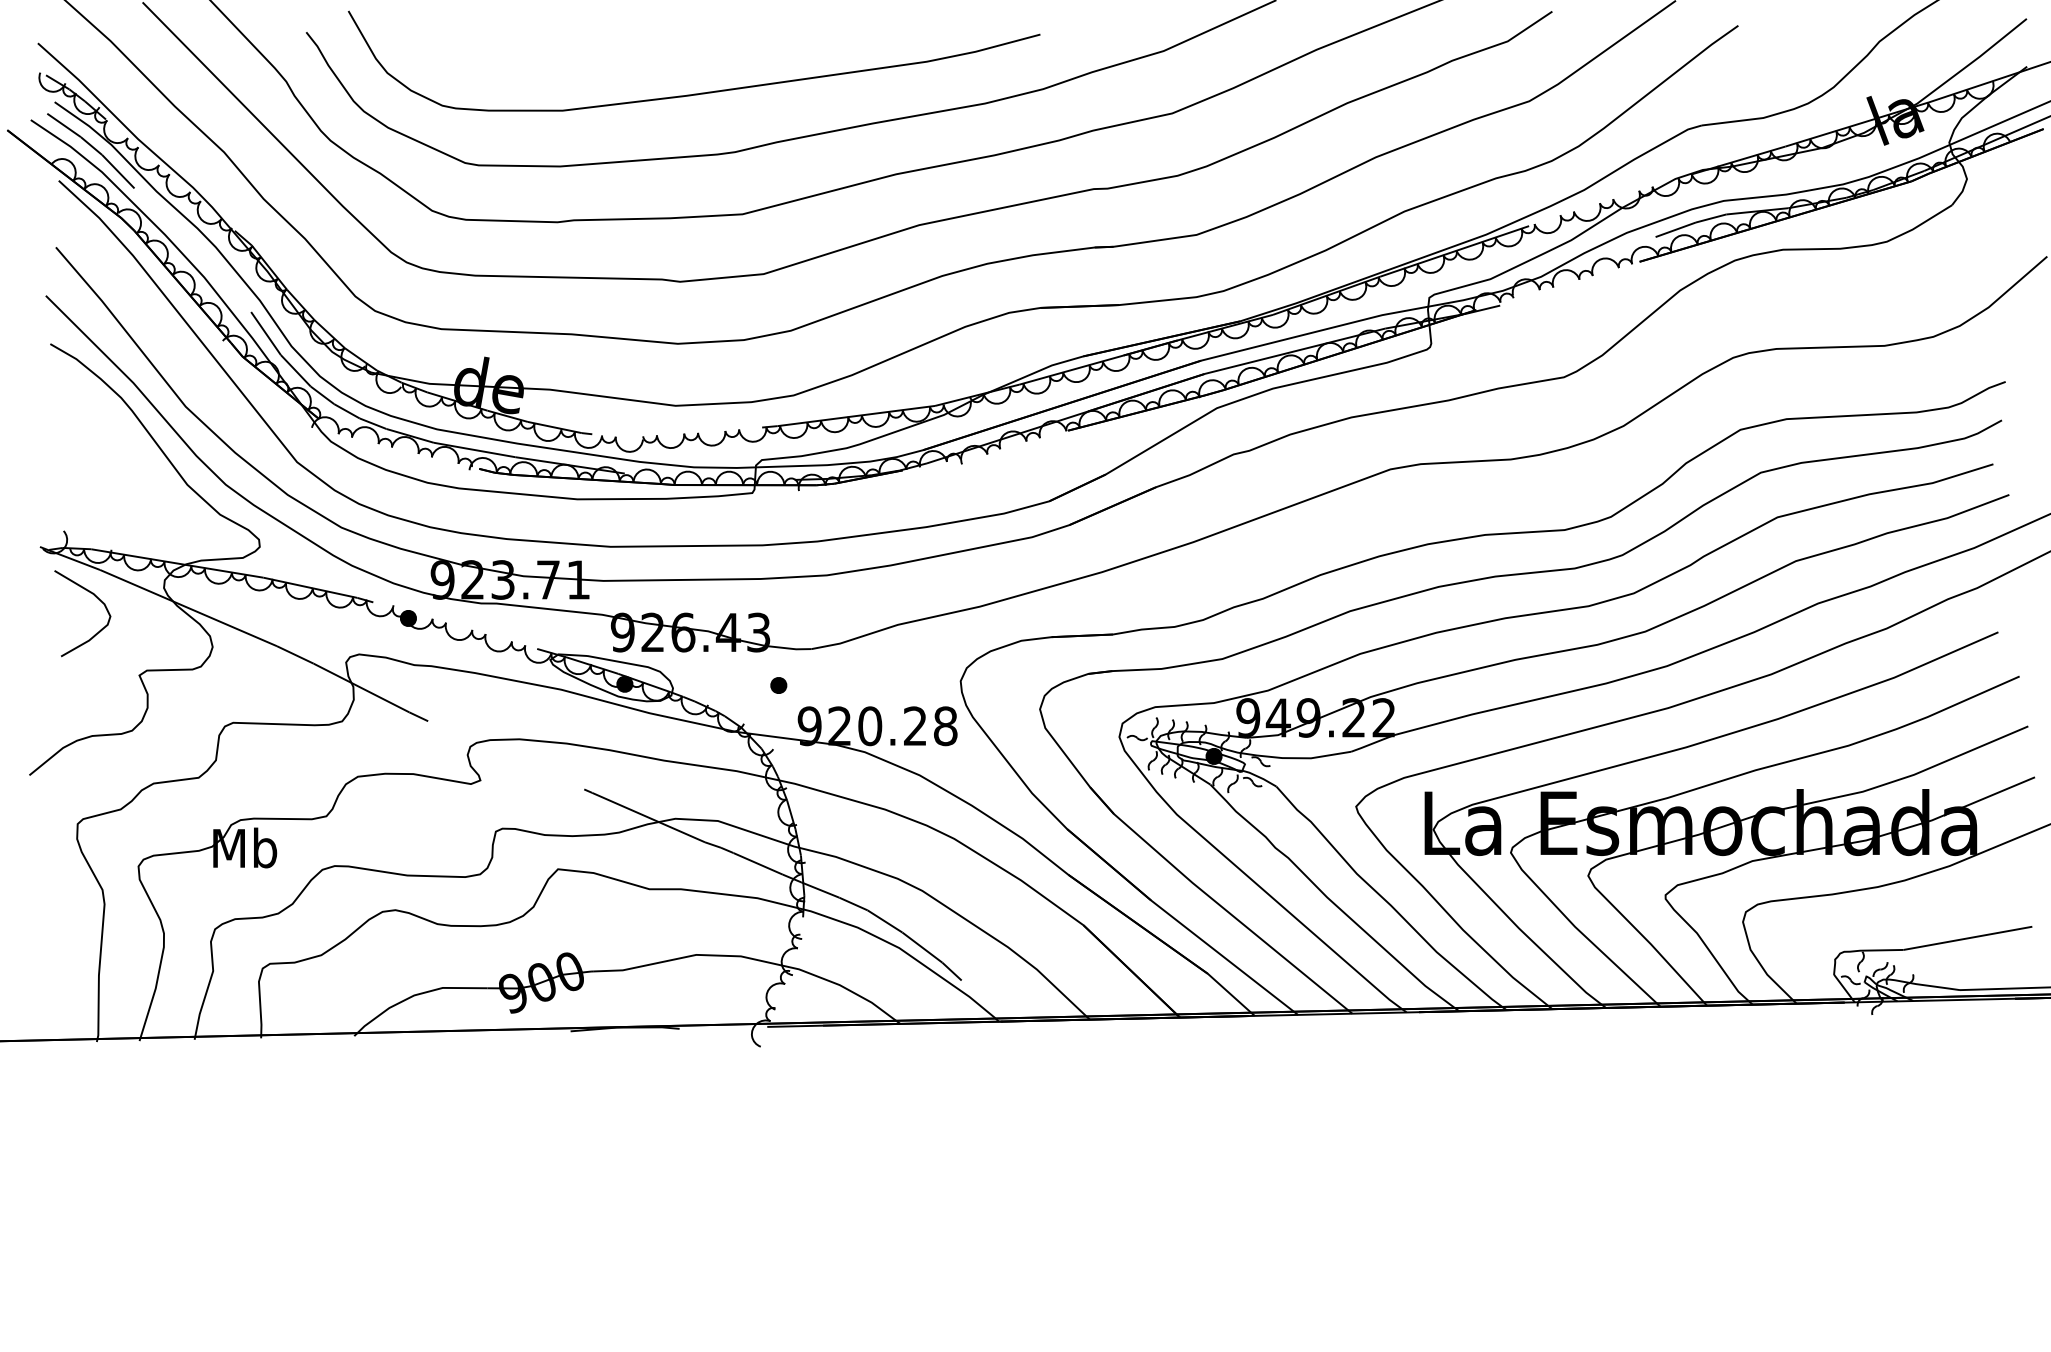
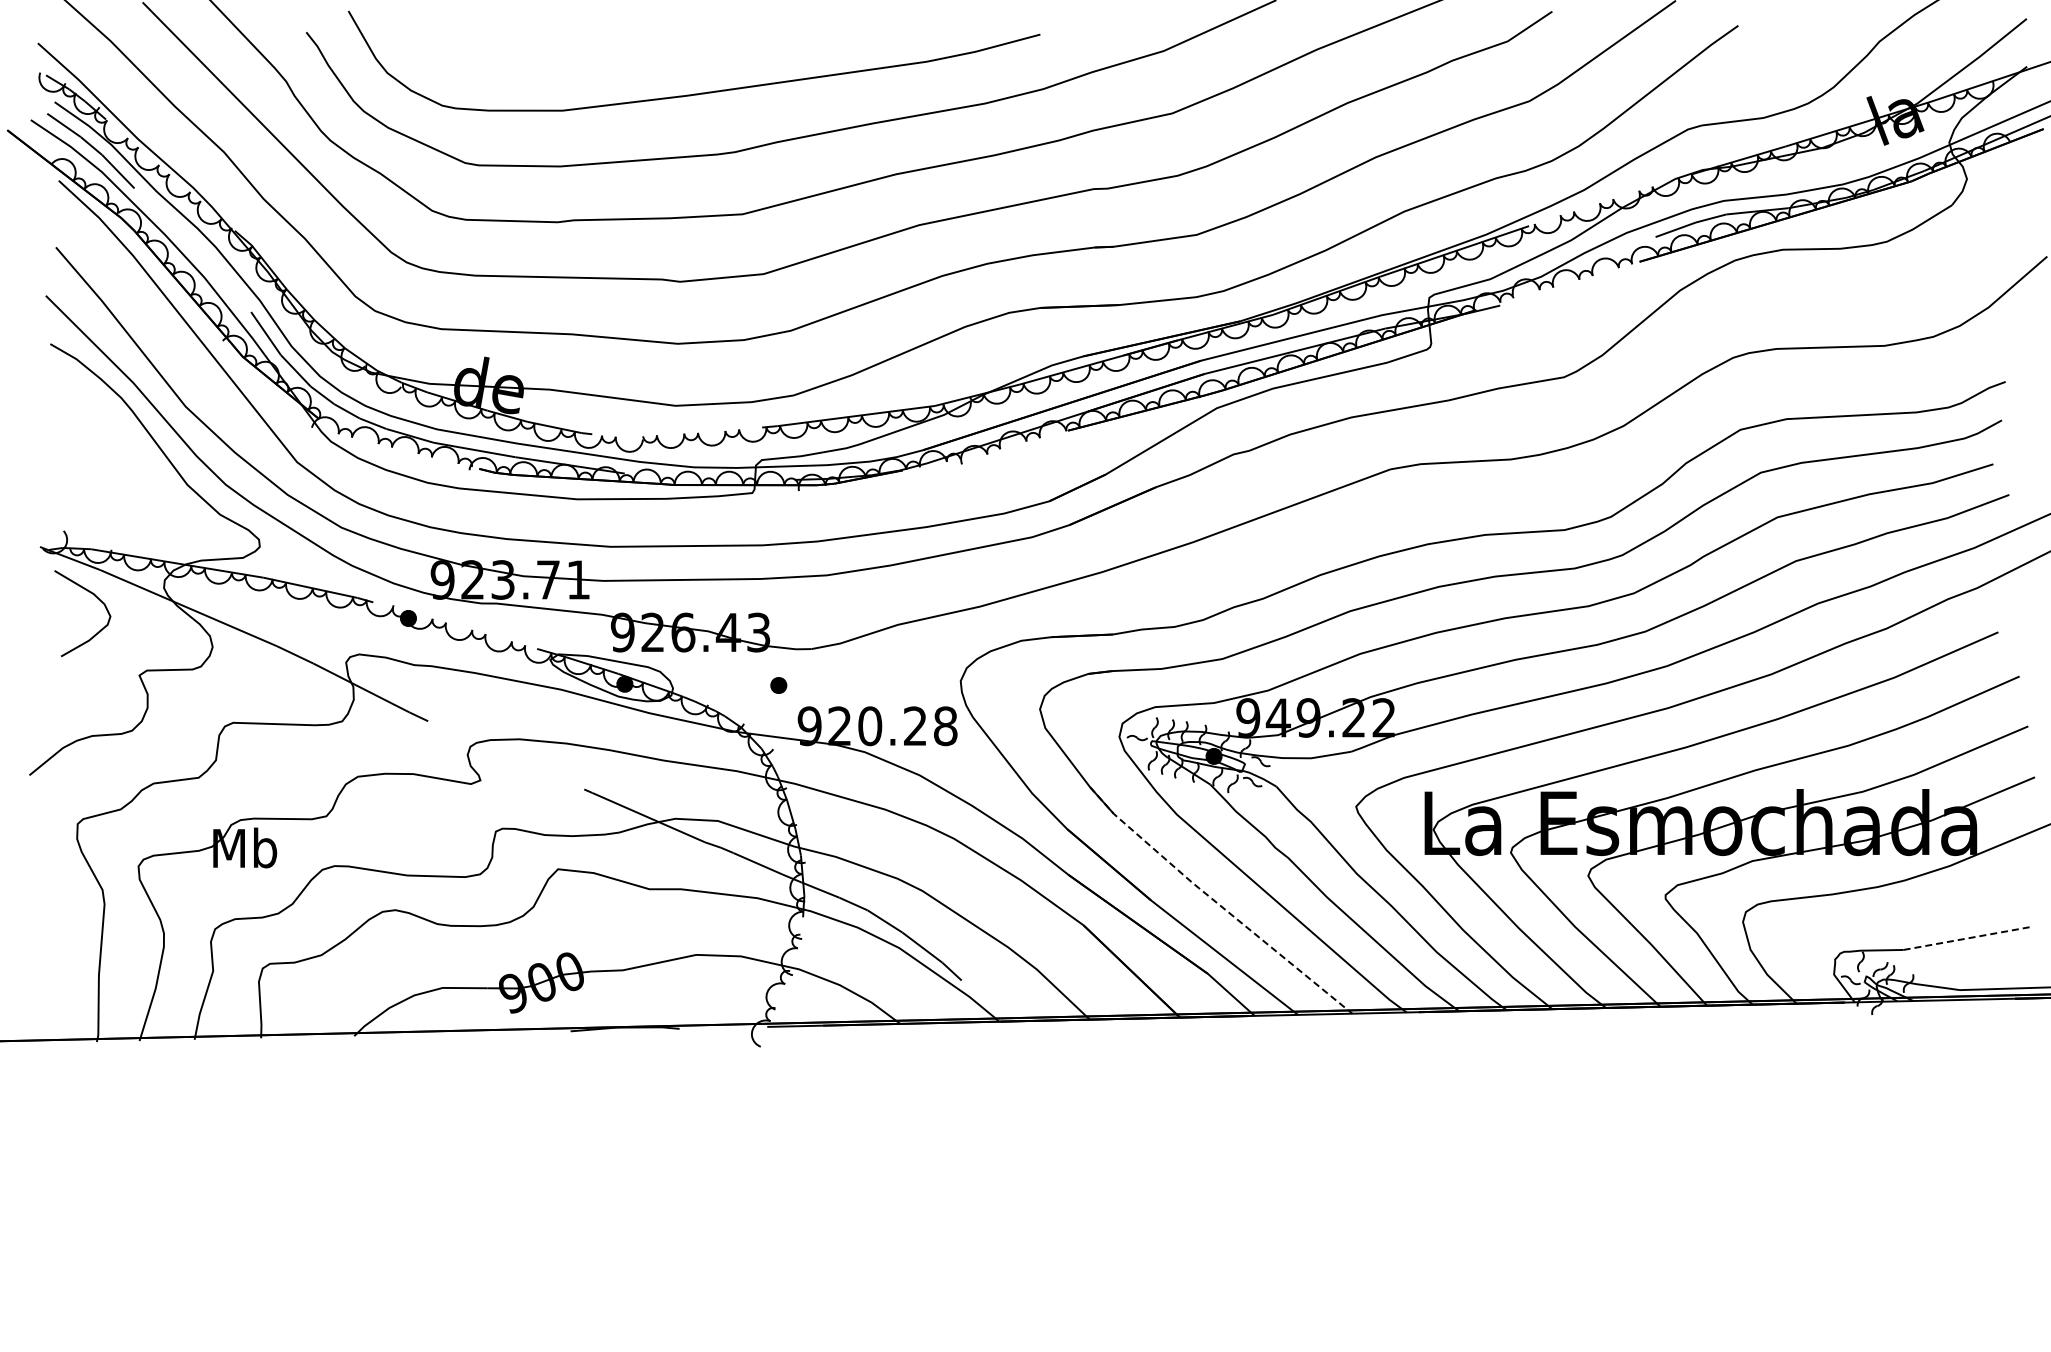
line: solid -> dashed (1217, 903)
line: solid -> dashed (1968, 938)
